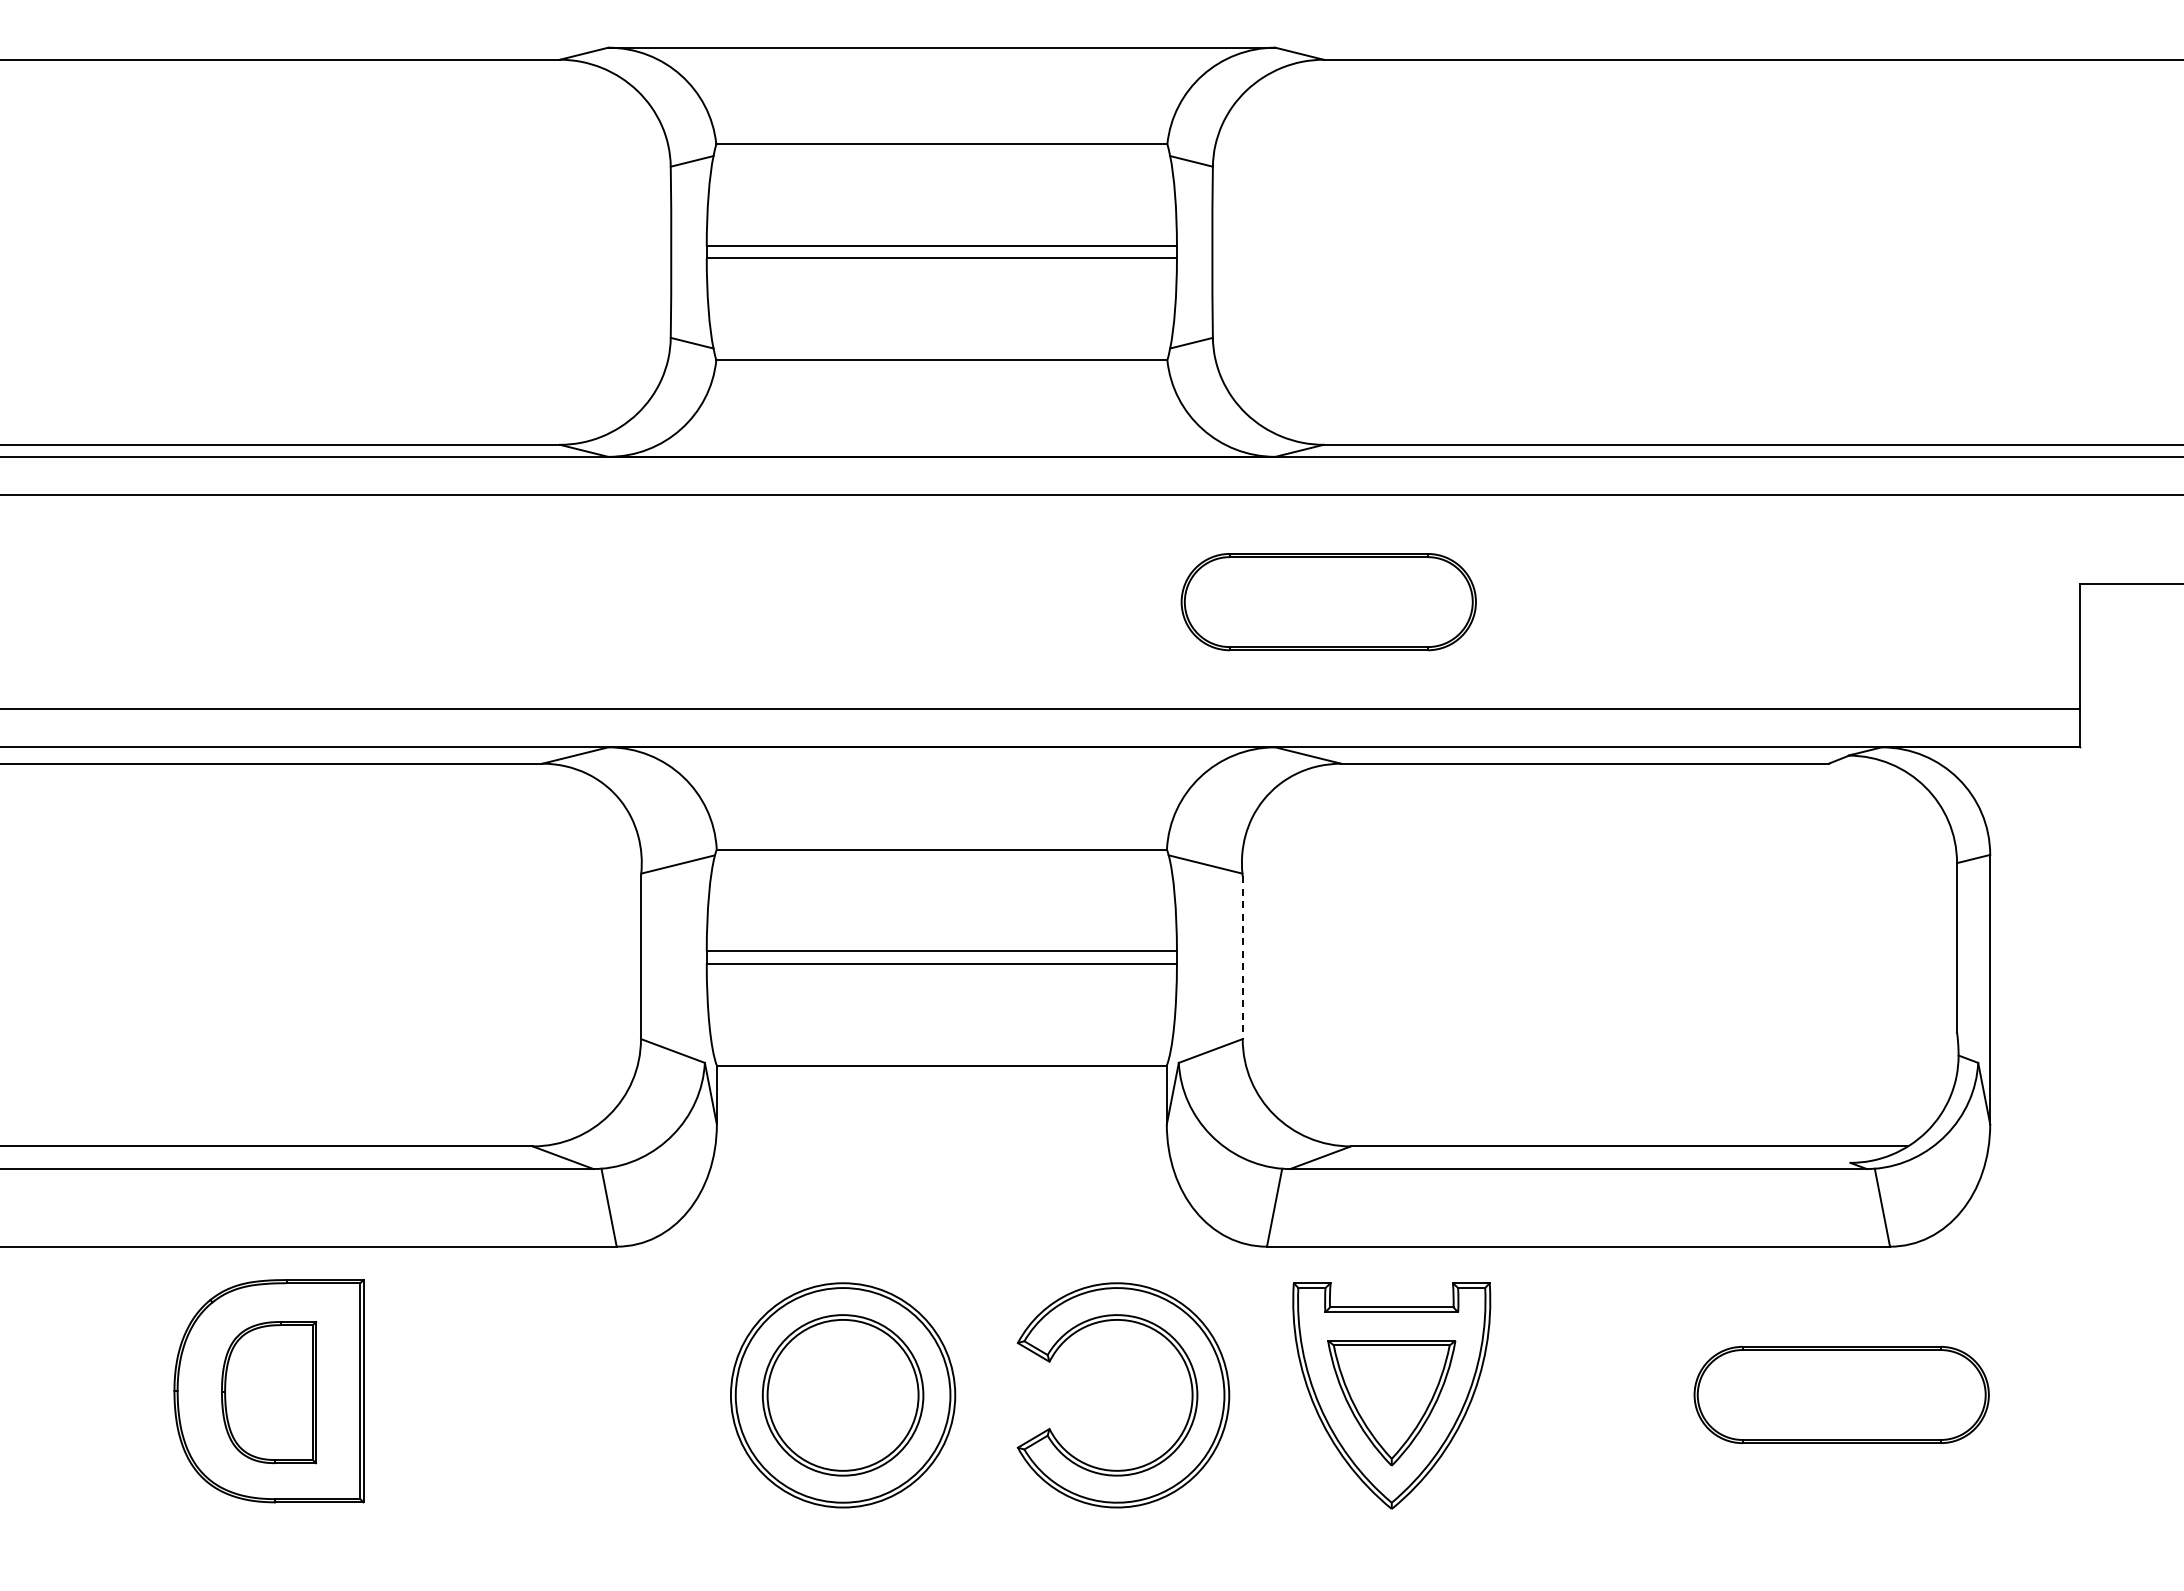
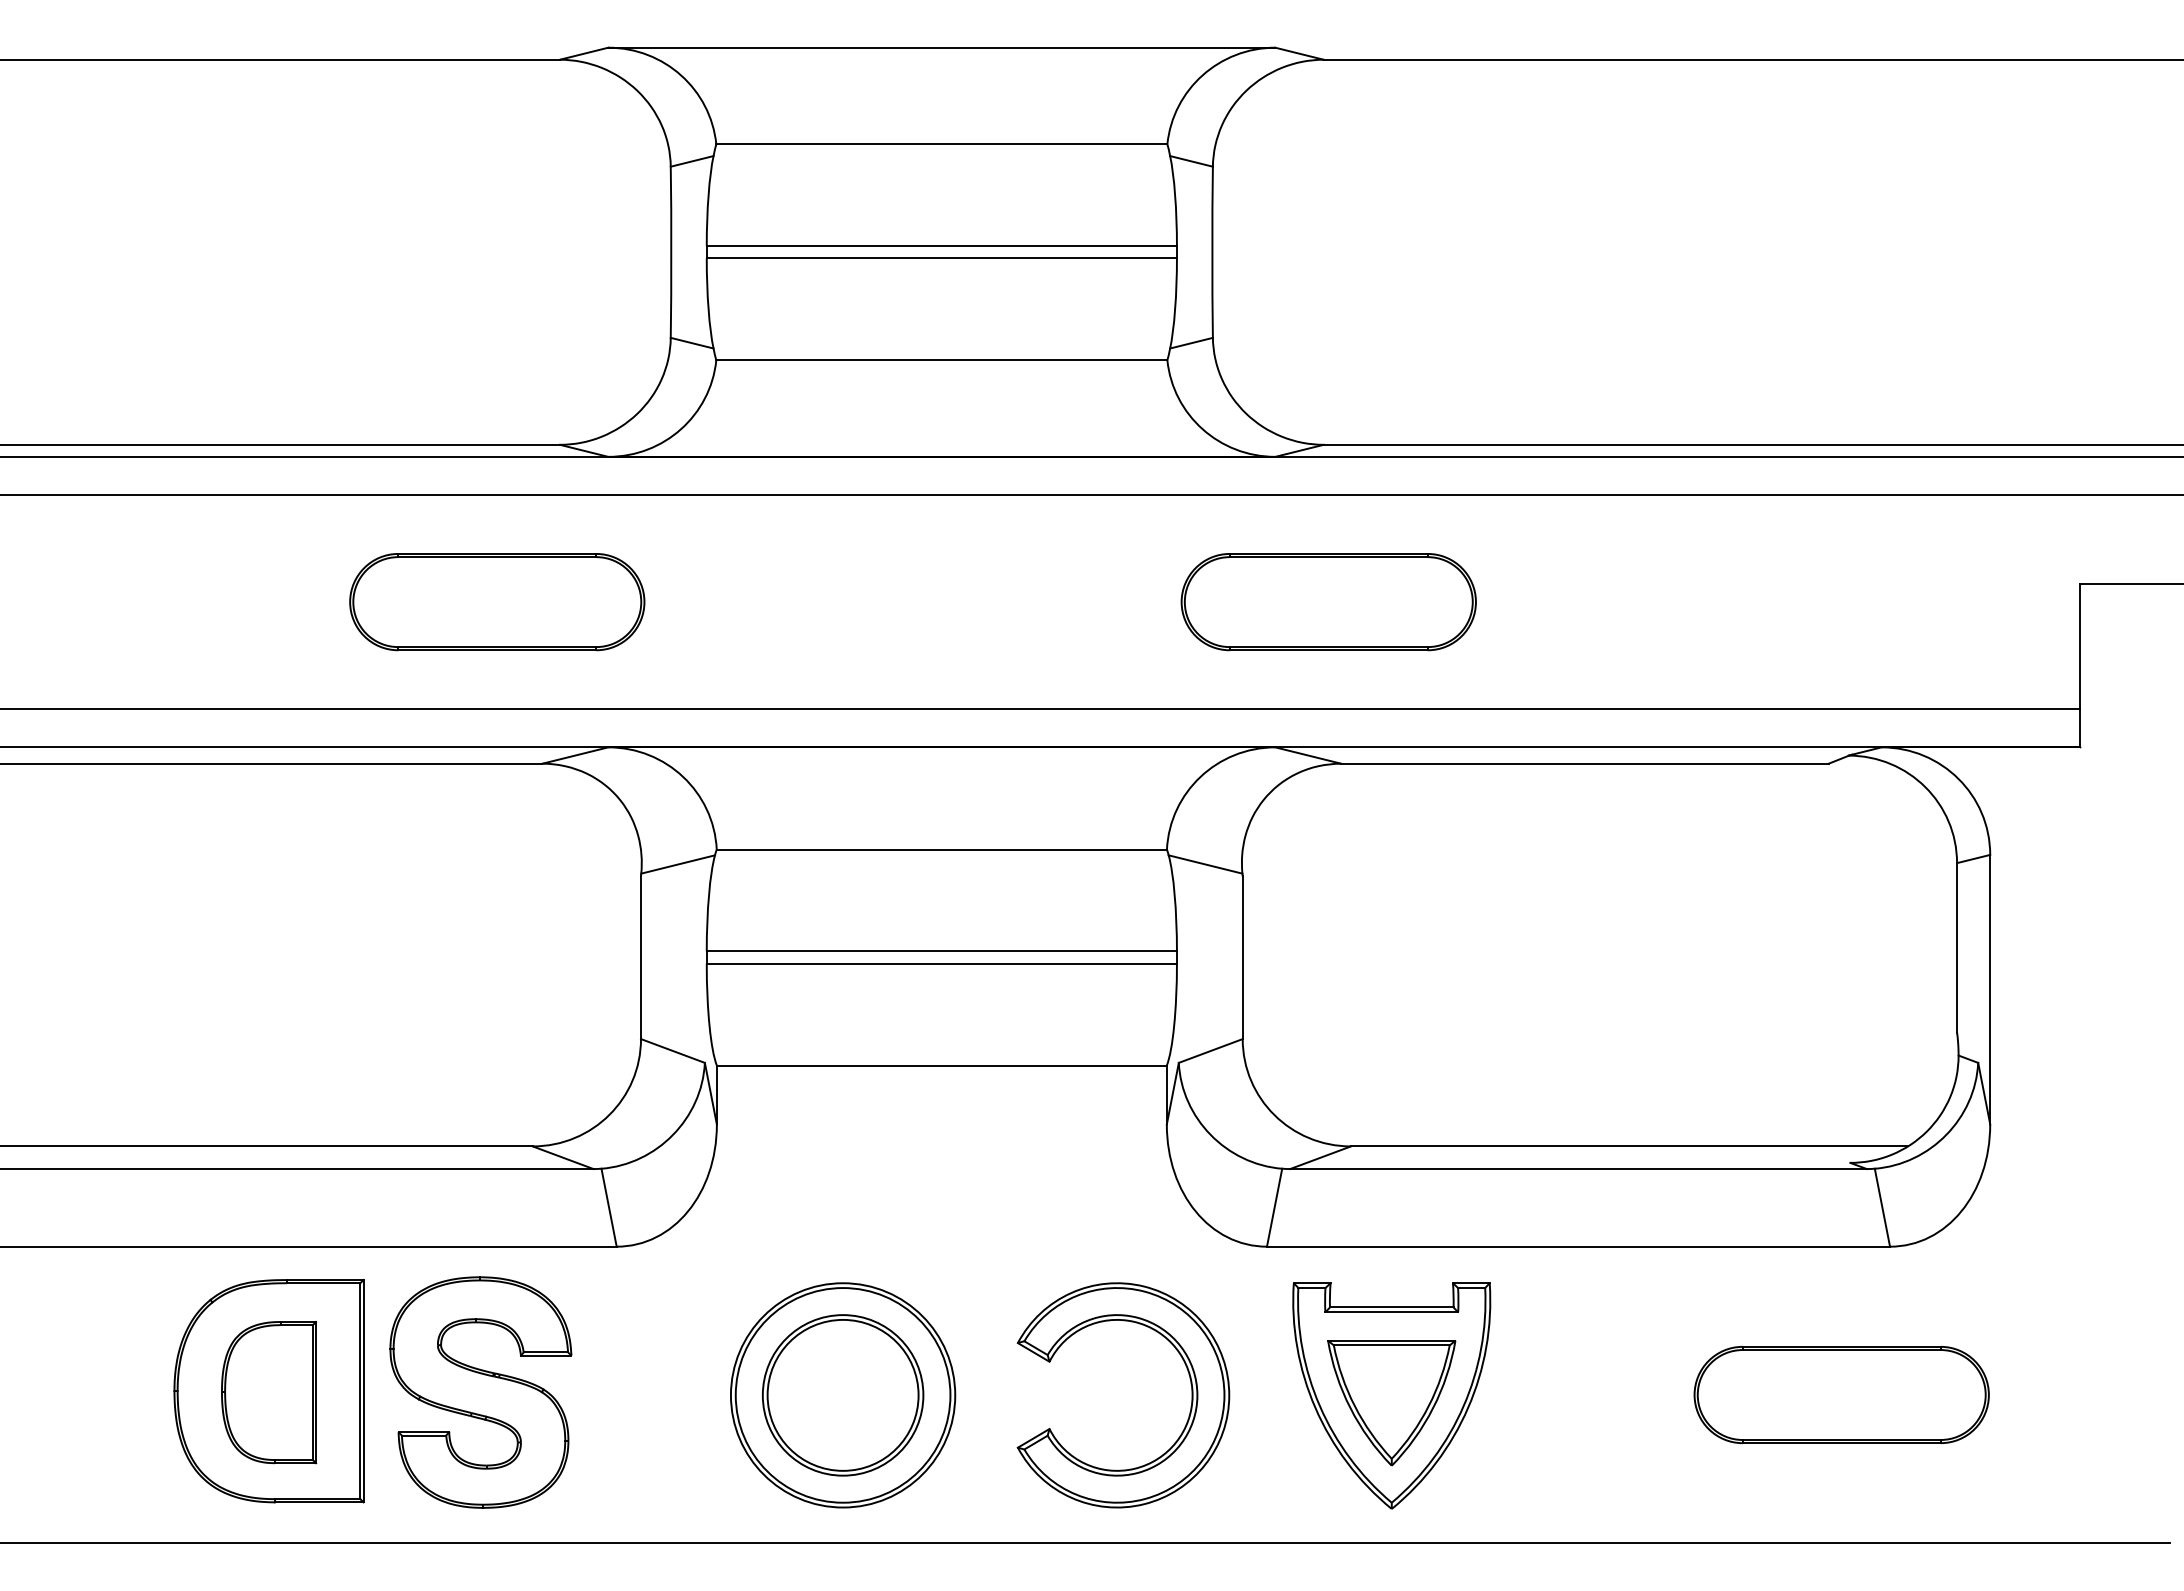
part: none -> present (497, 602)
line: dashed -> solid (1242, 958)
part: none -> present (480, 1392)
line: none -> present (1086, 1543)
